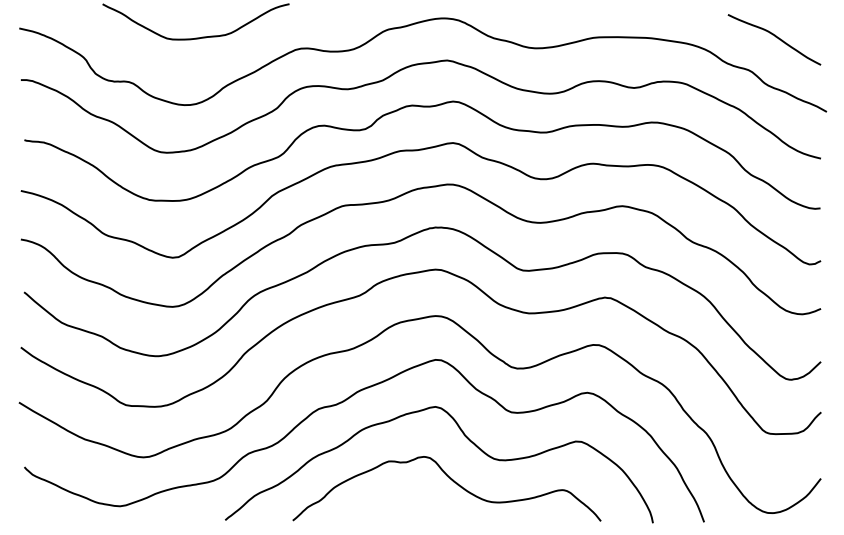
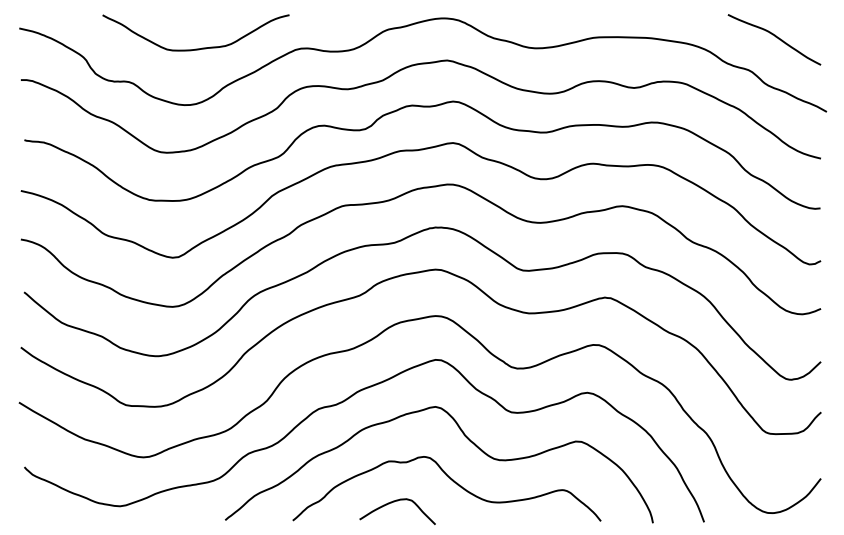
curve position: (195, 37) -> (195, 48) (195, 48)
curve: none -> present (394, 502)
